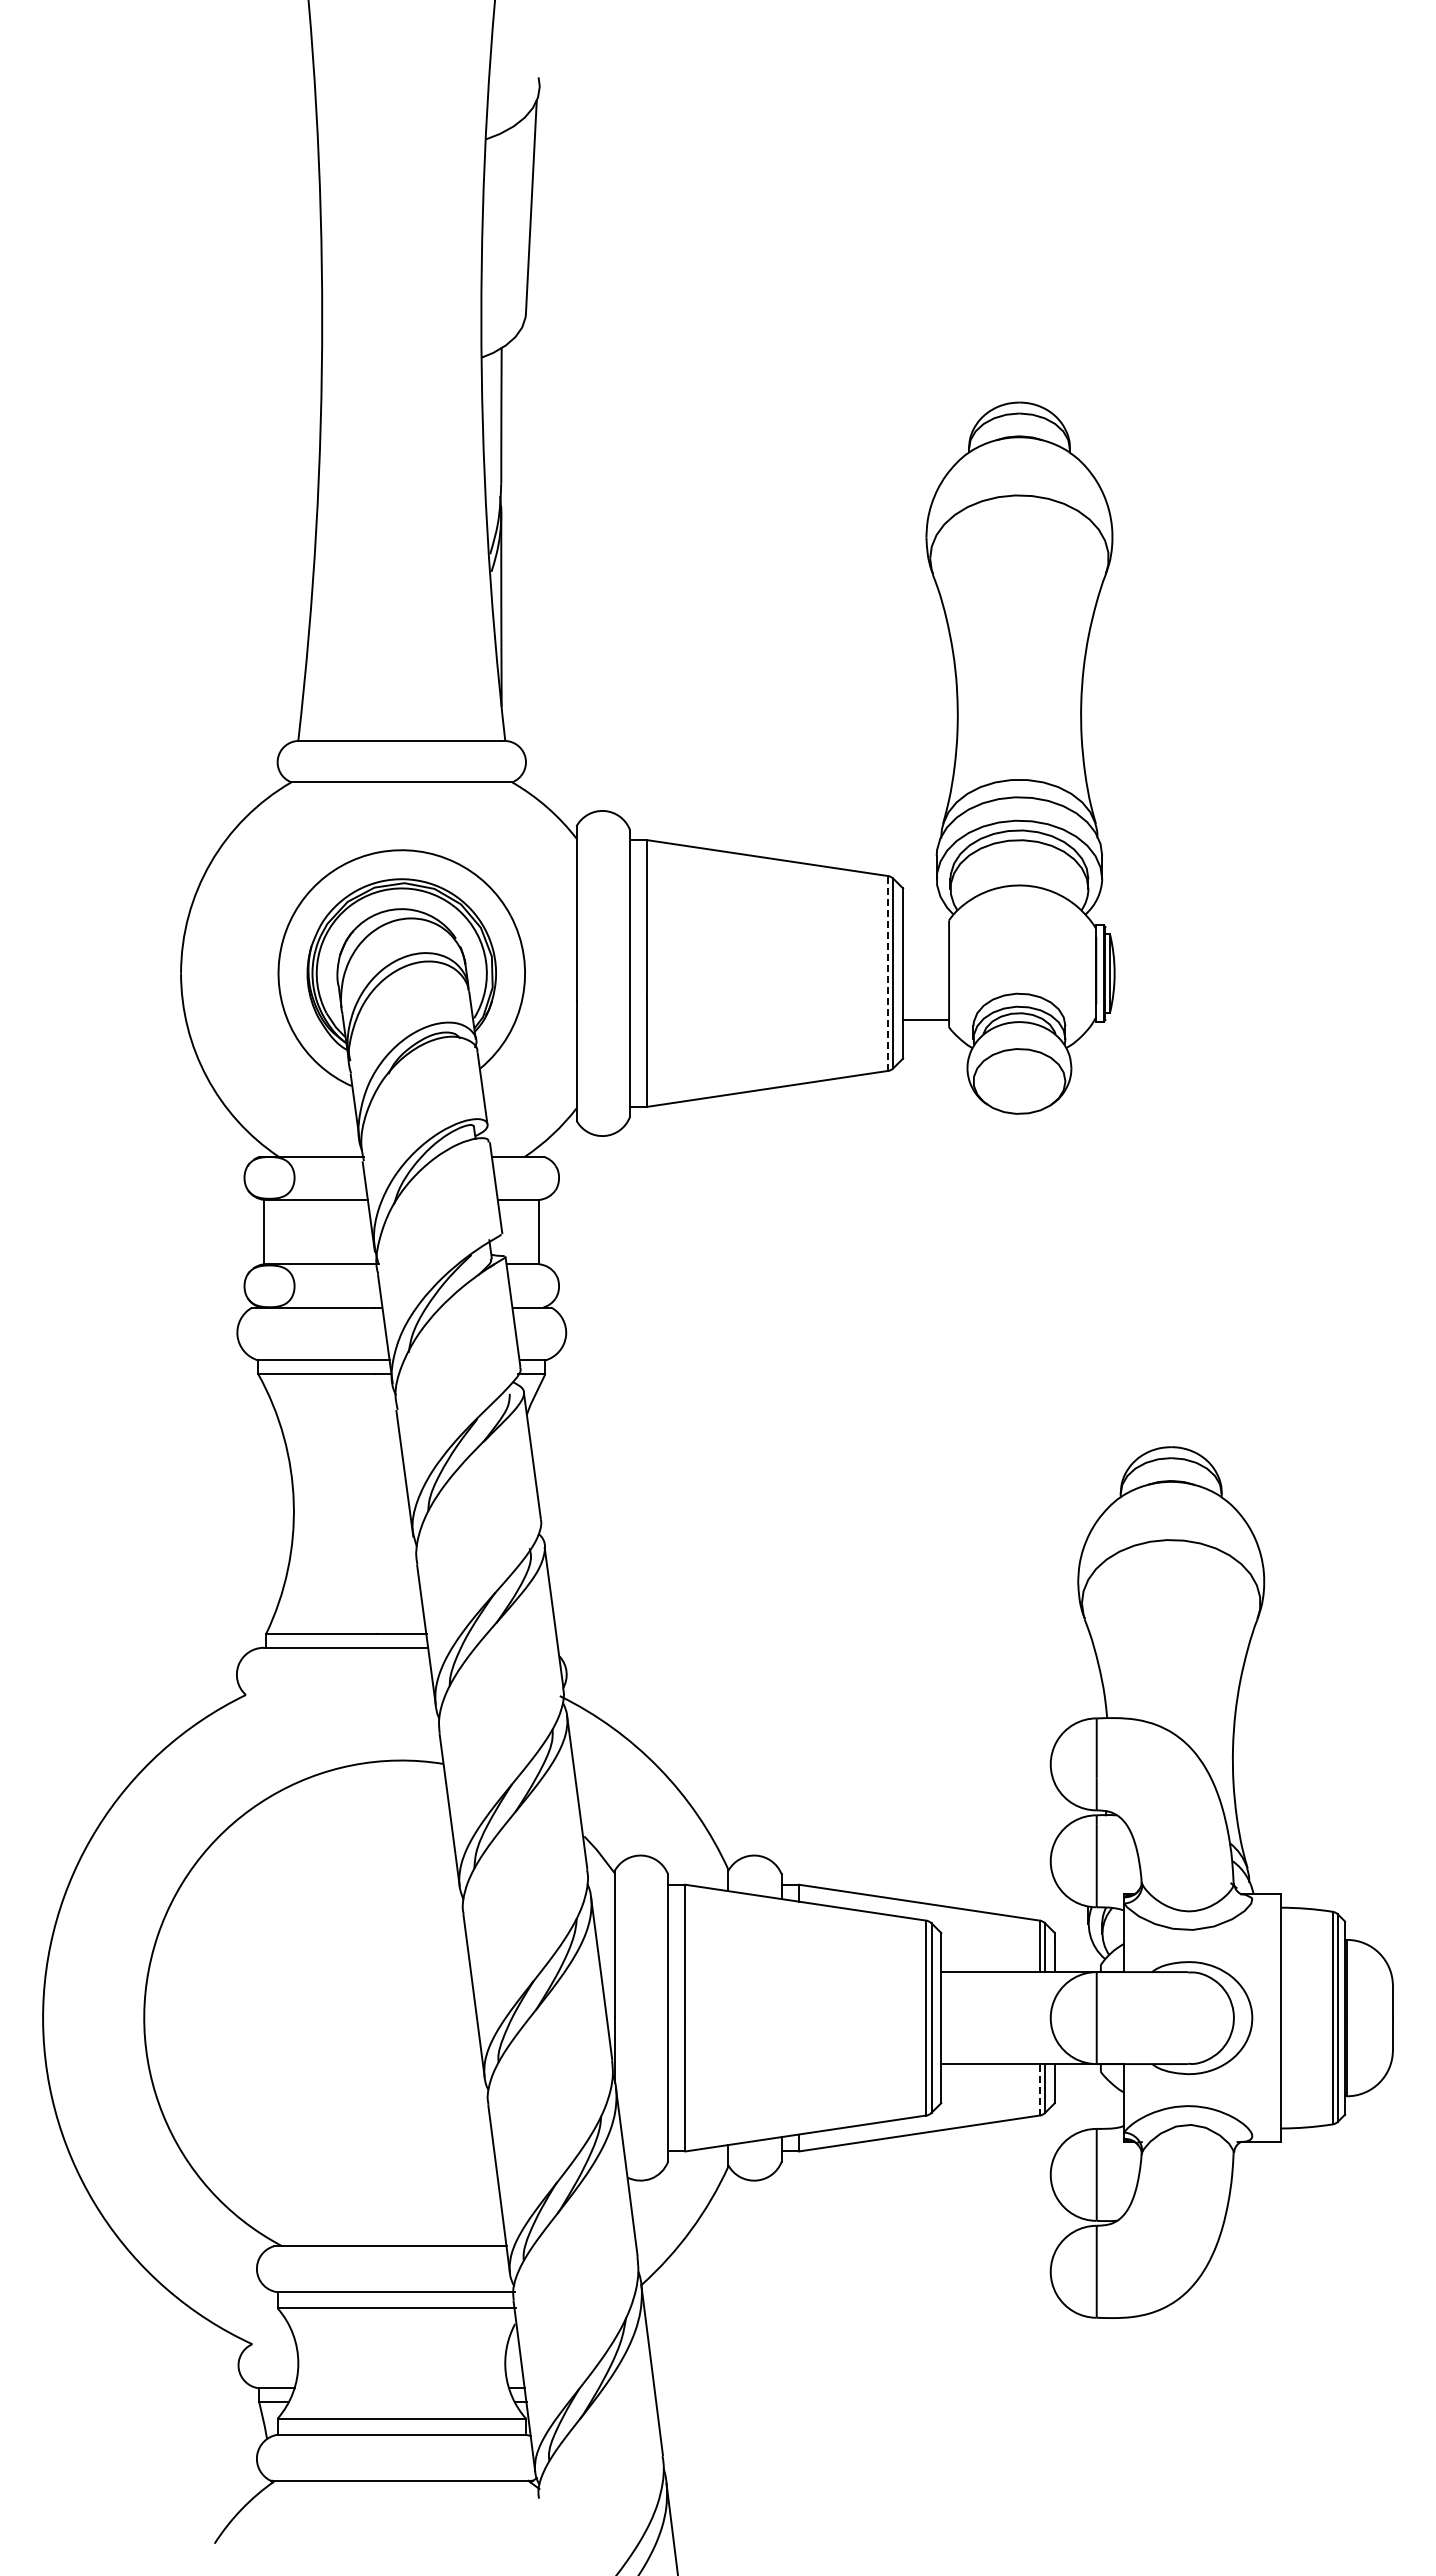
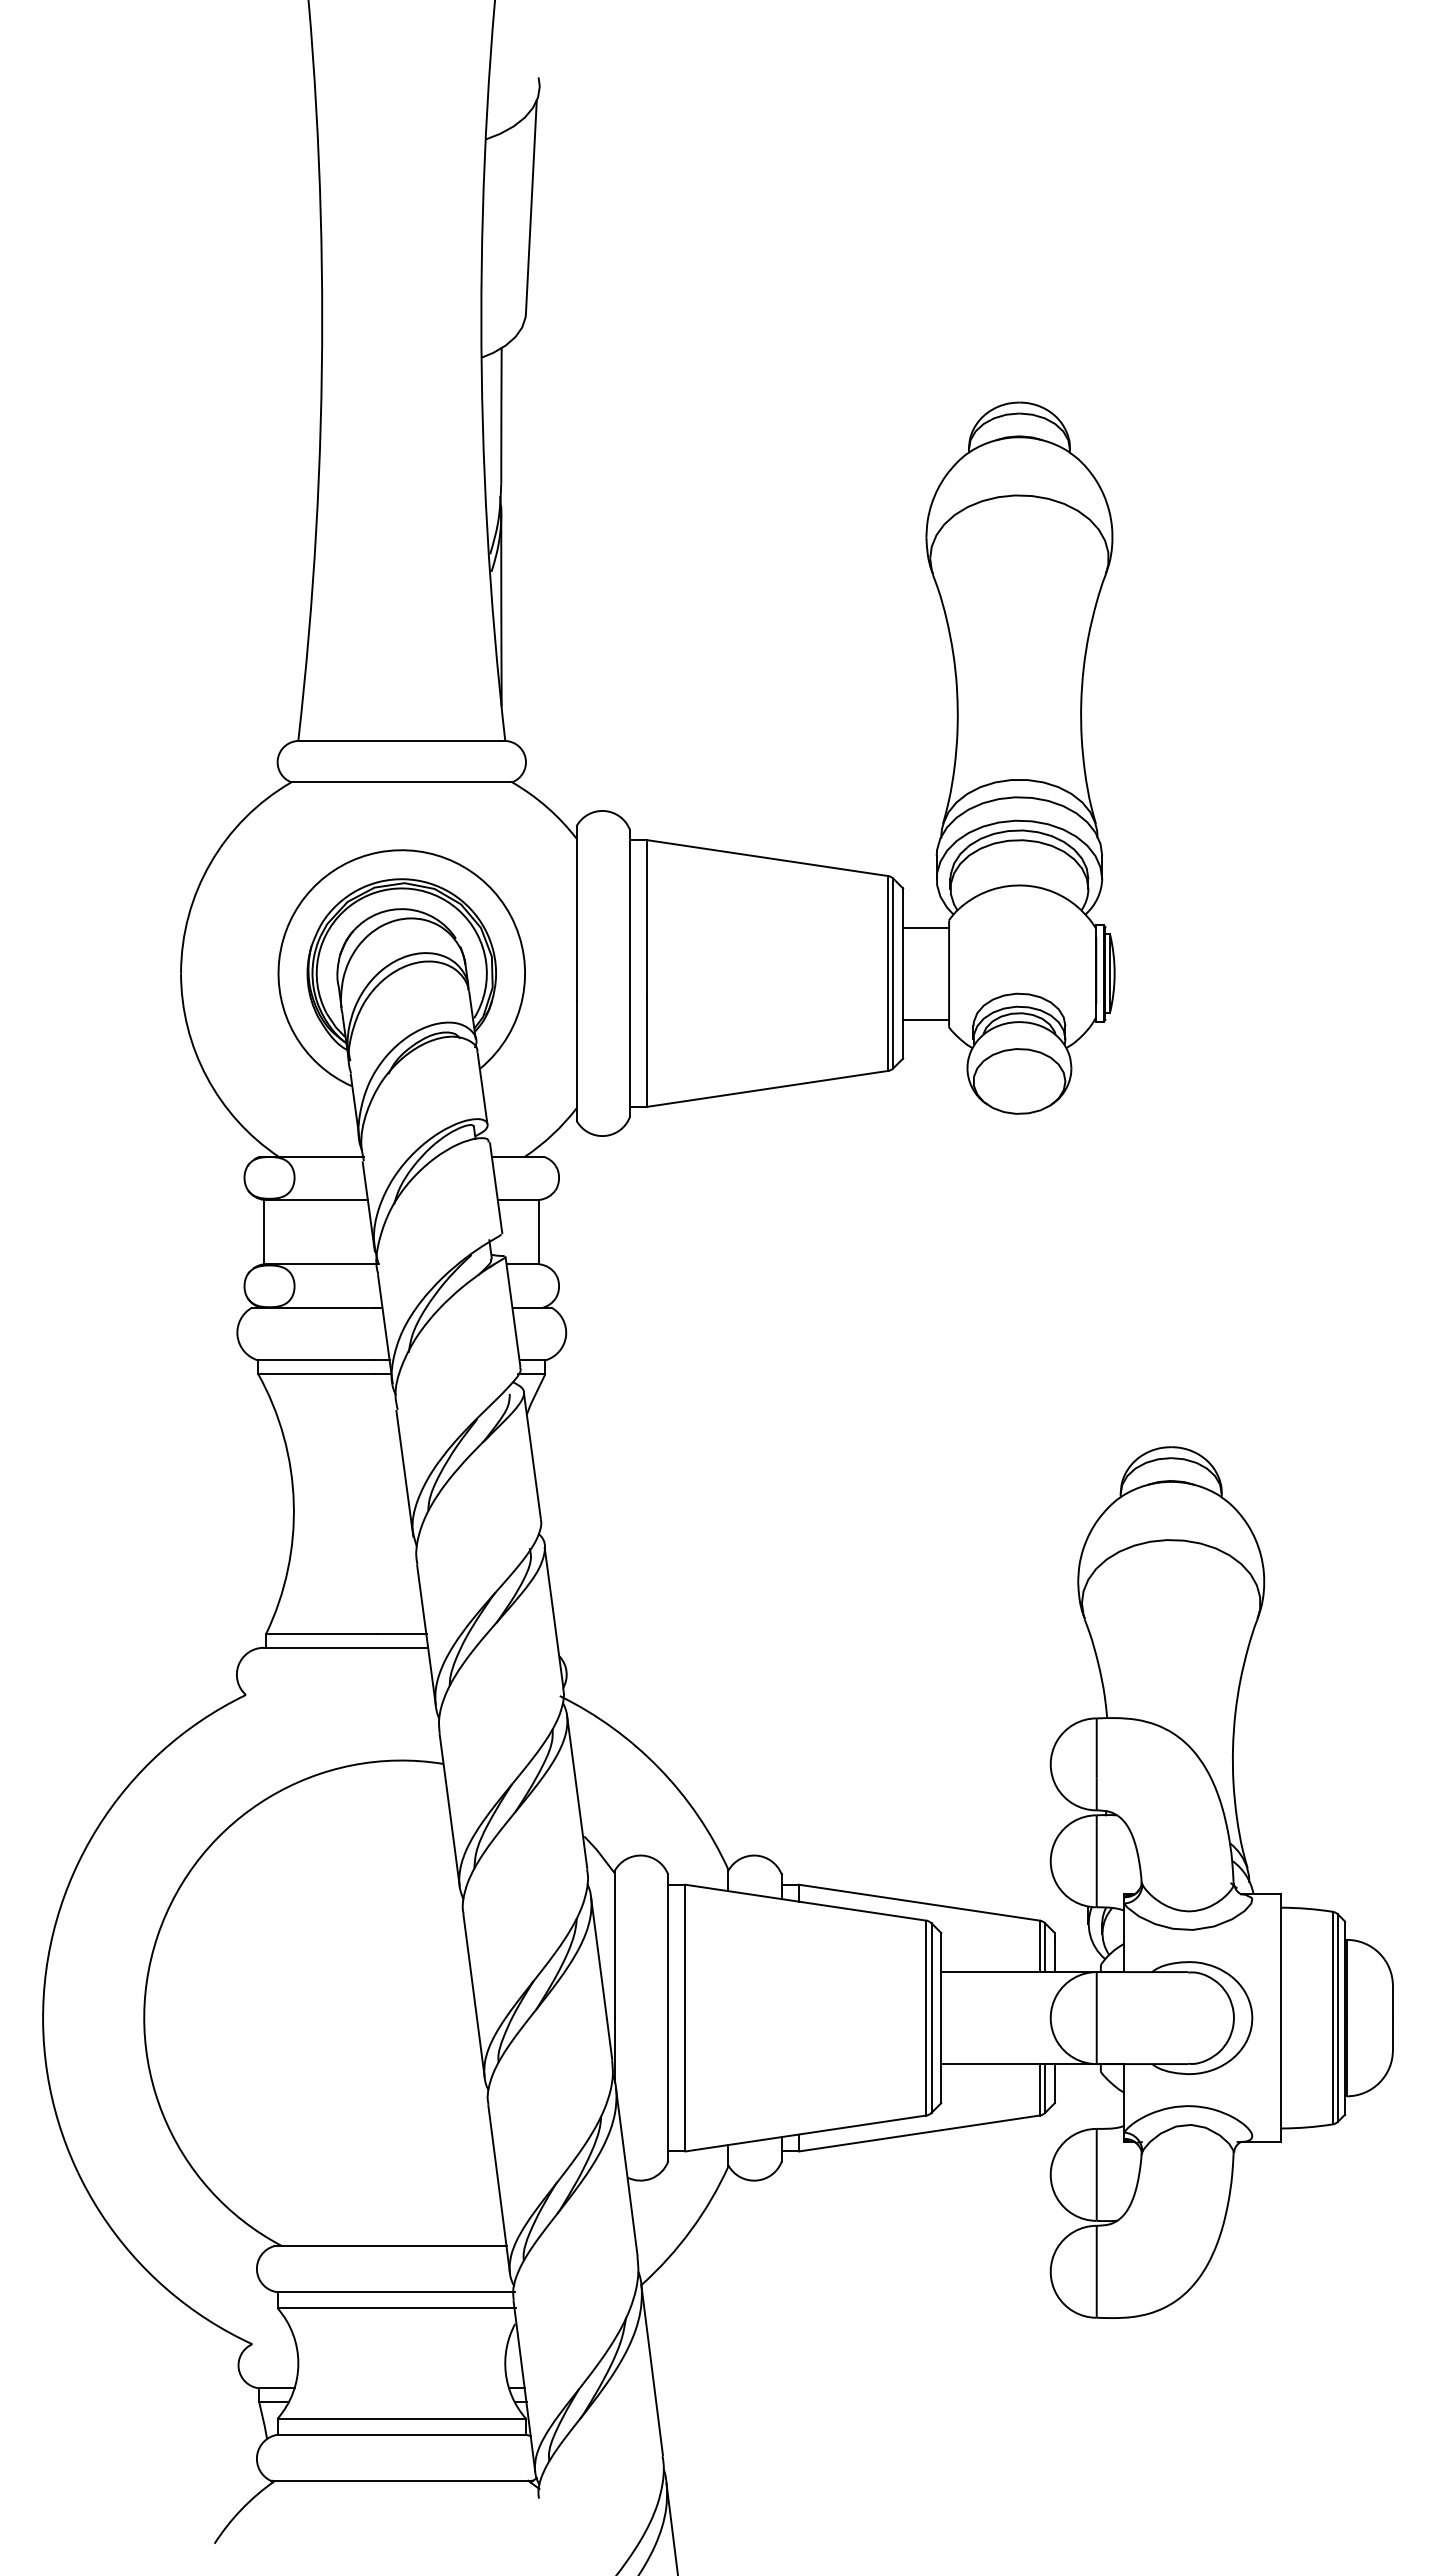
line: none -> present (926, 927)
line: dashed -> solid (888, 973)
line: dashed -> solid (1039, 2089)
